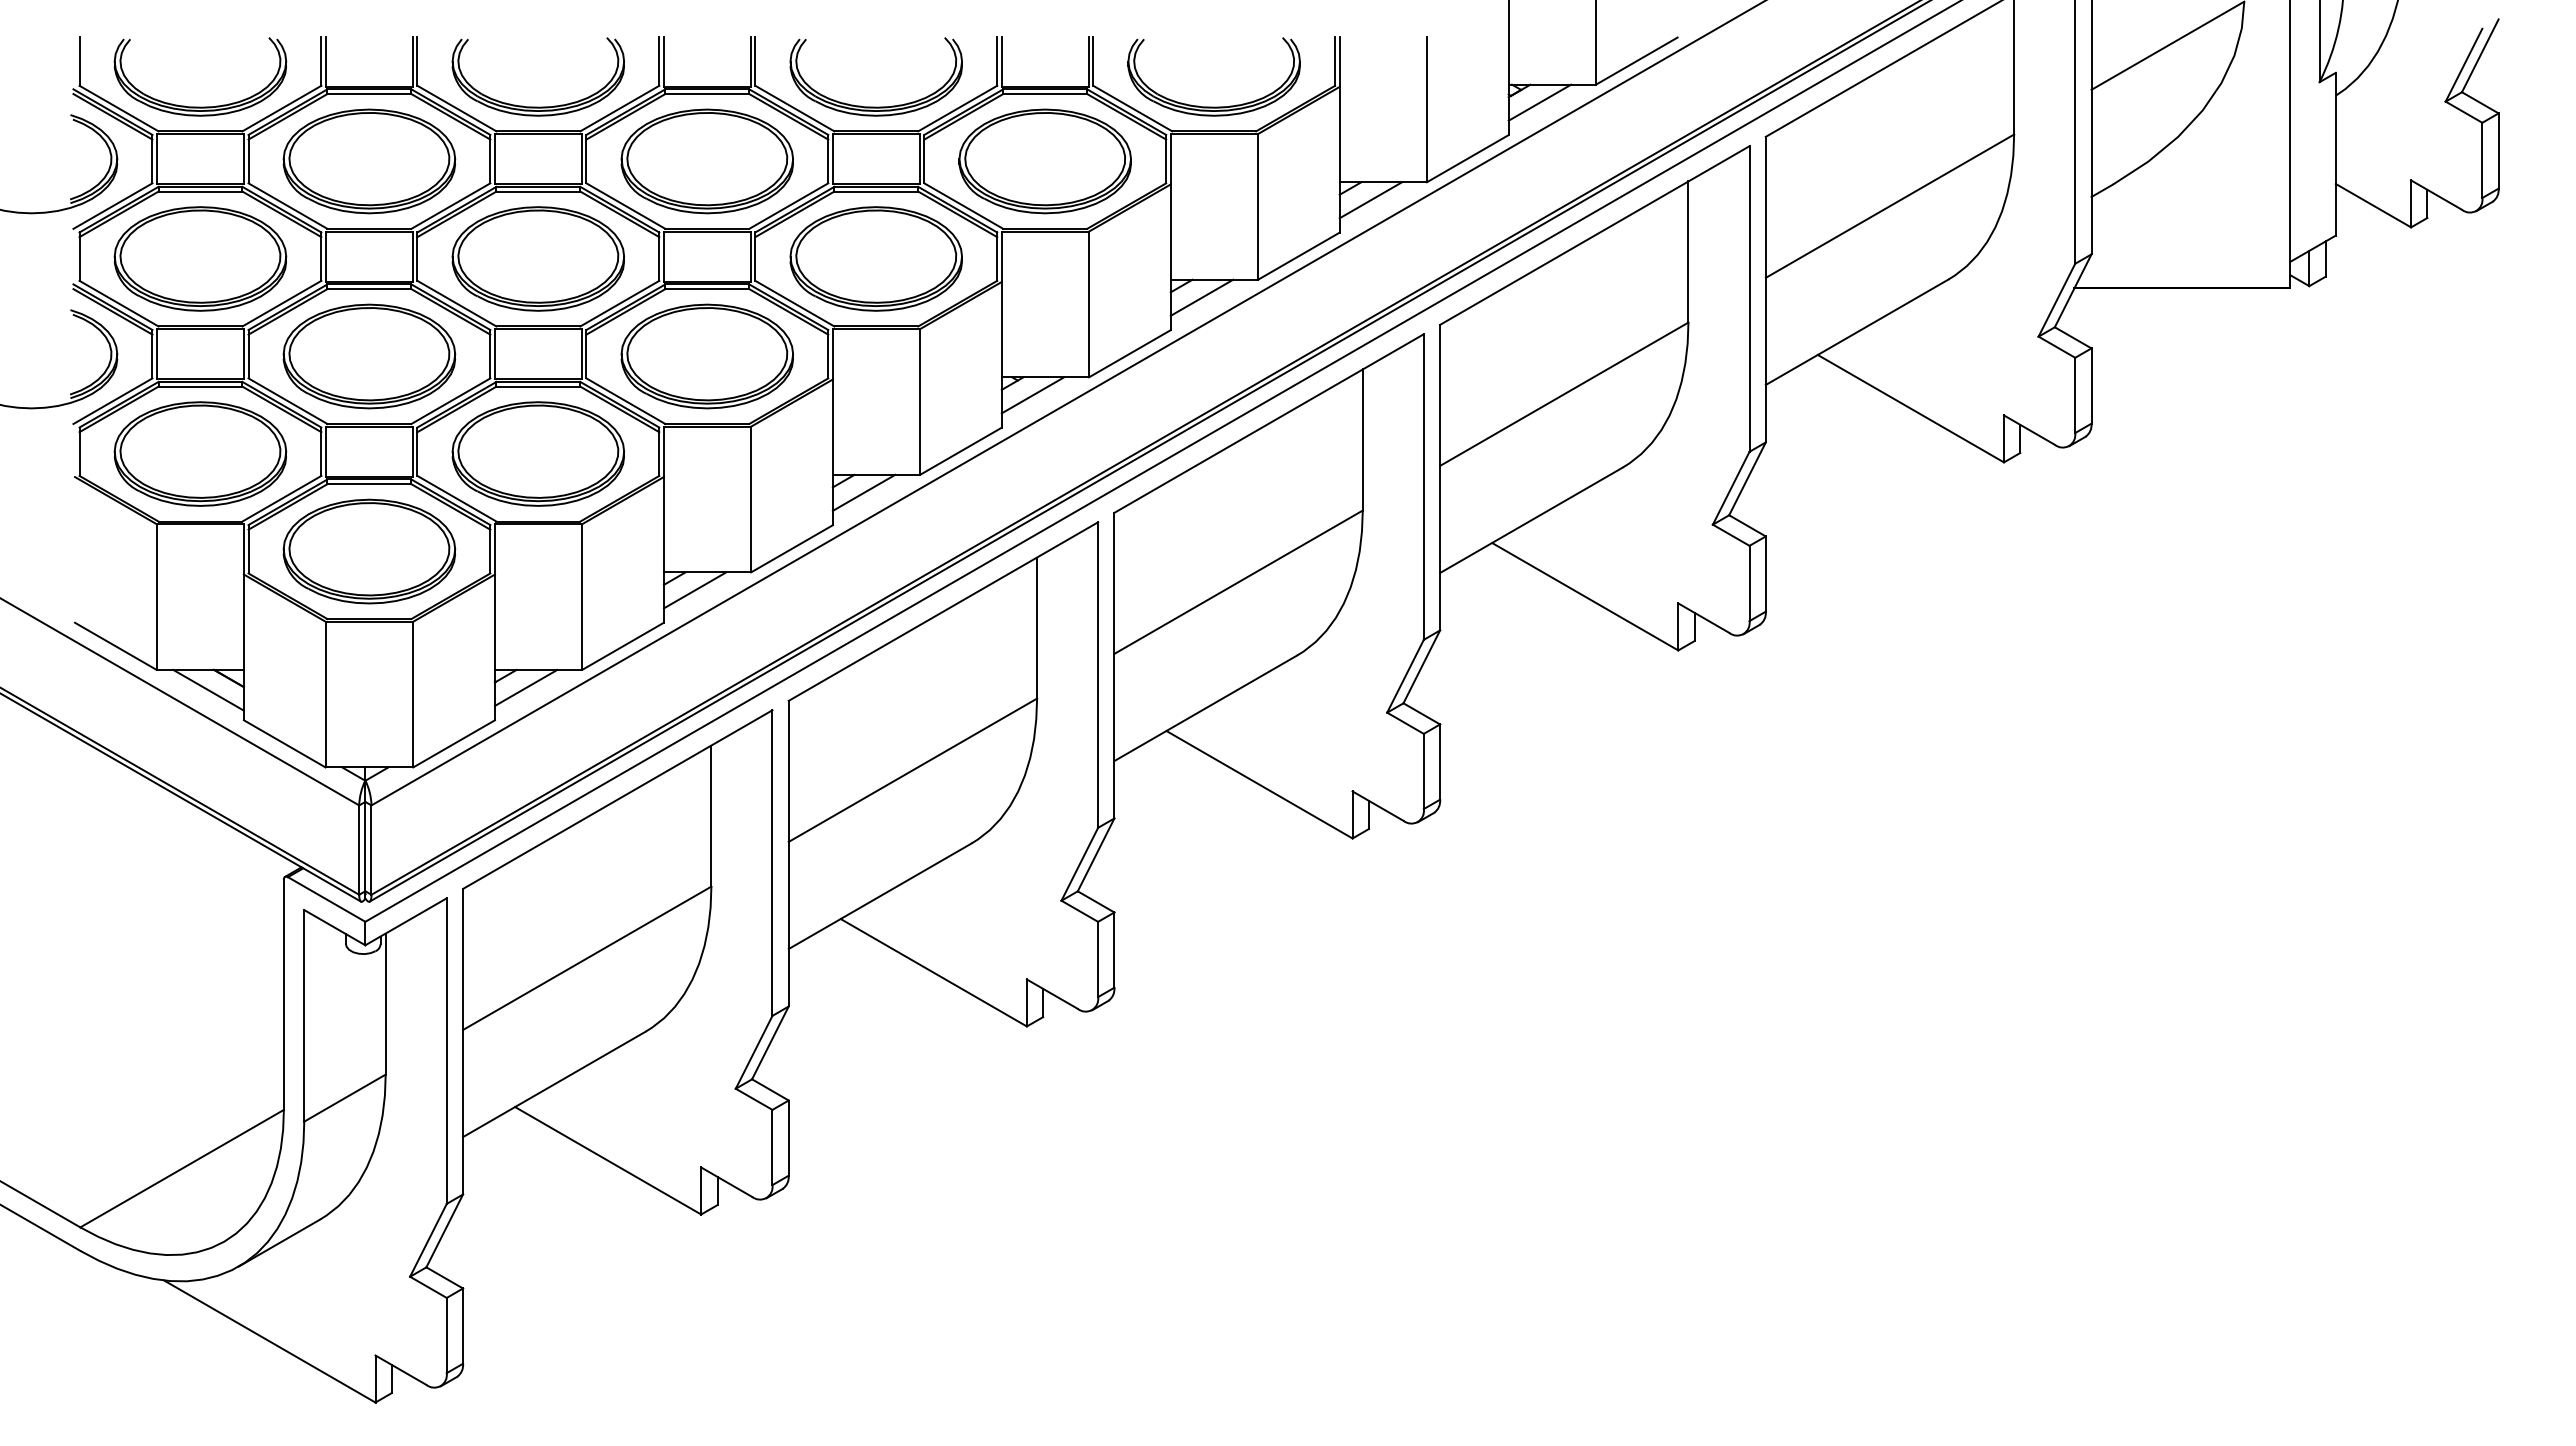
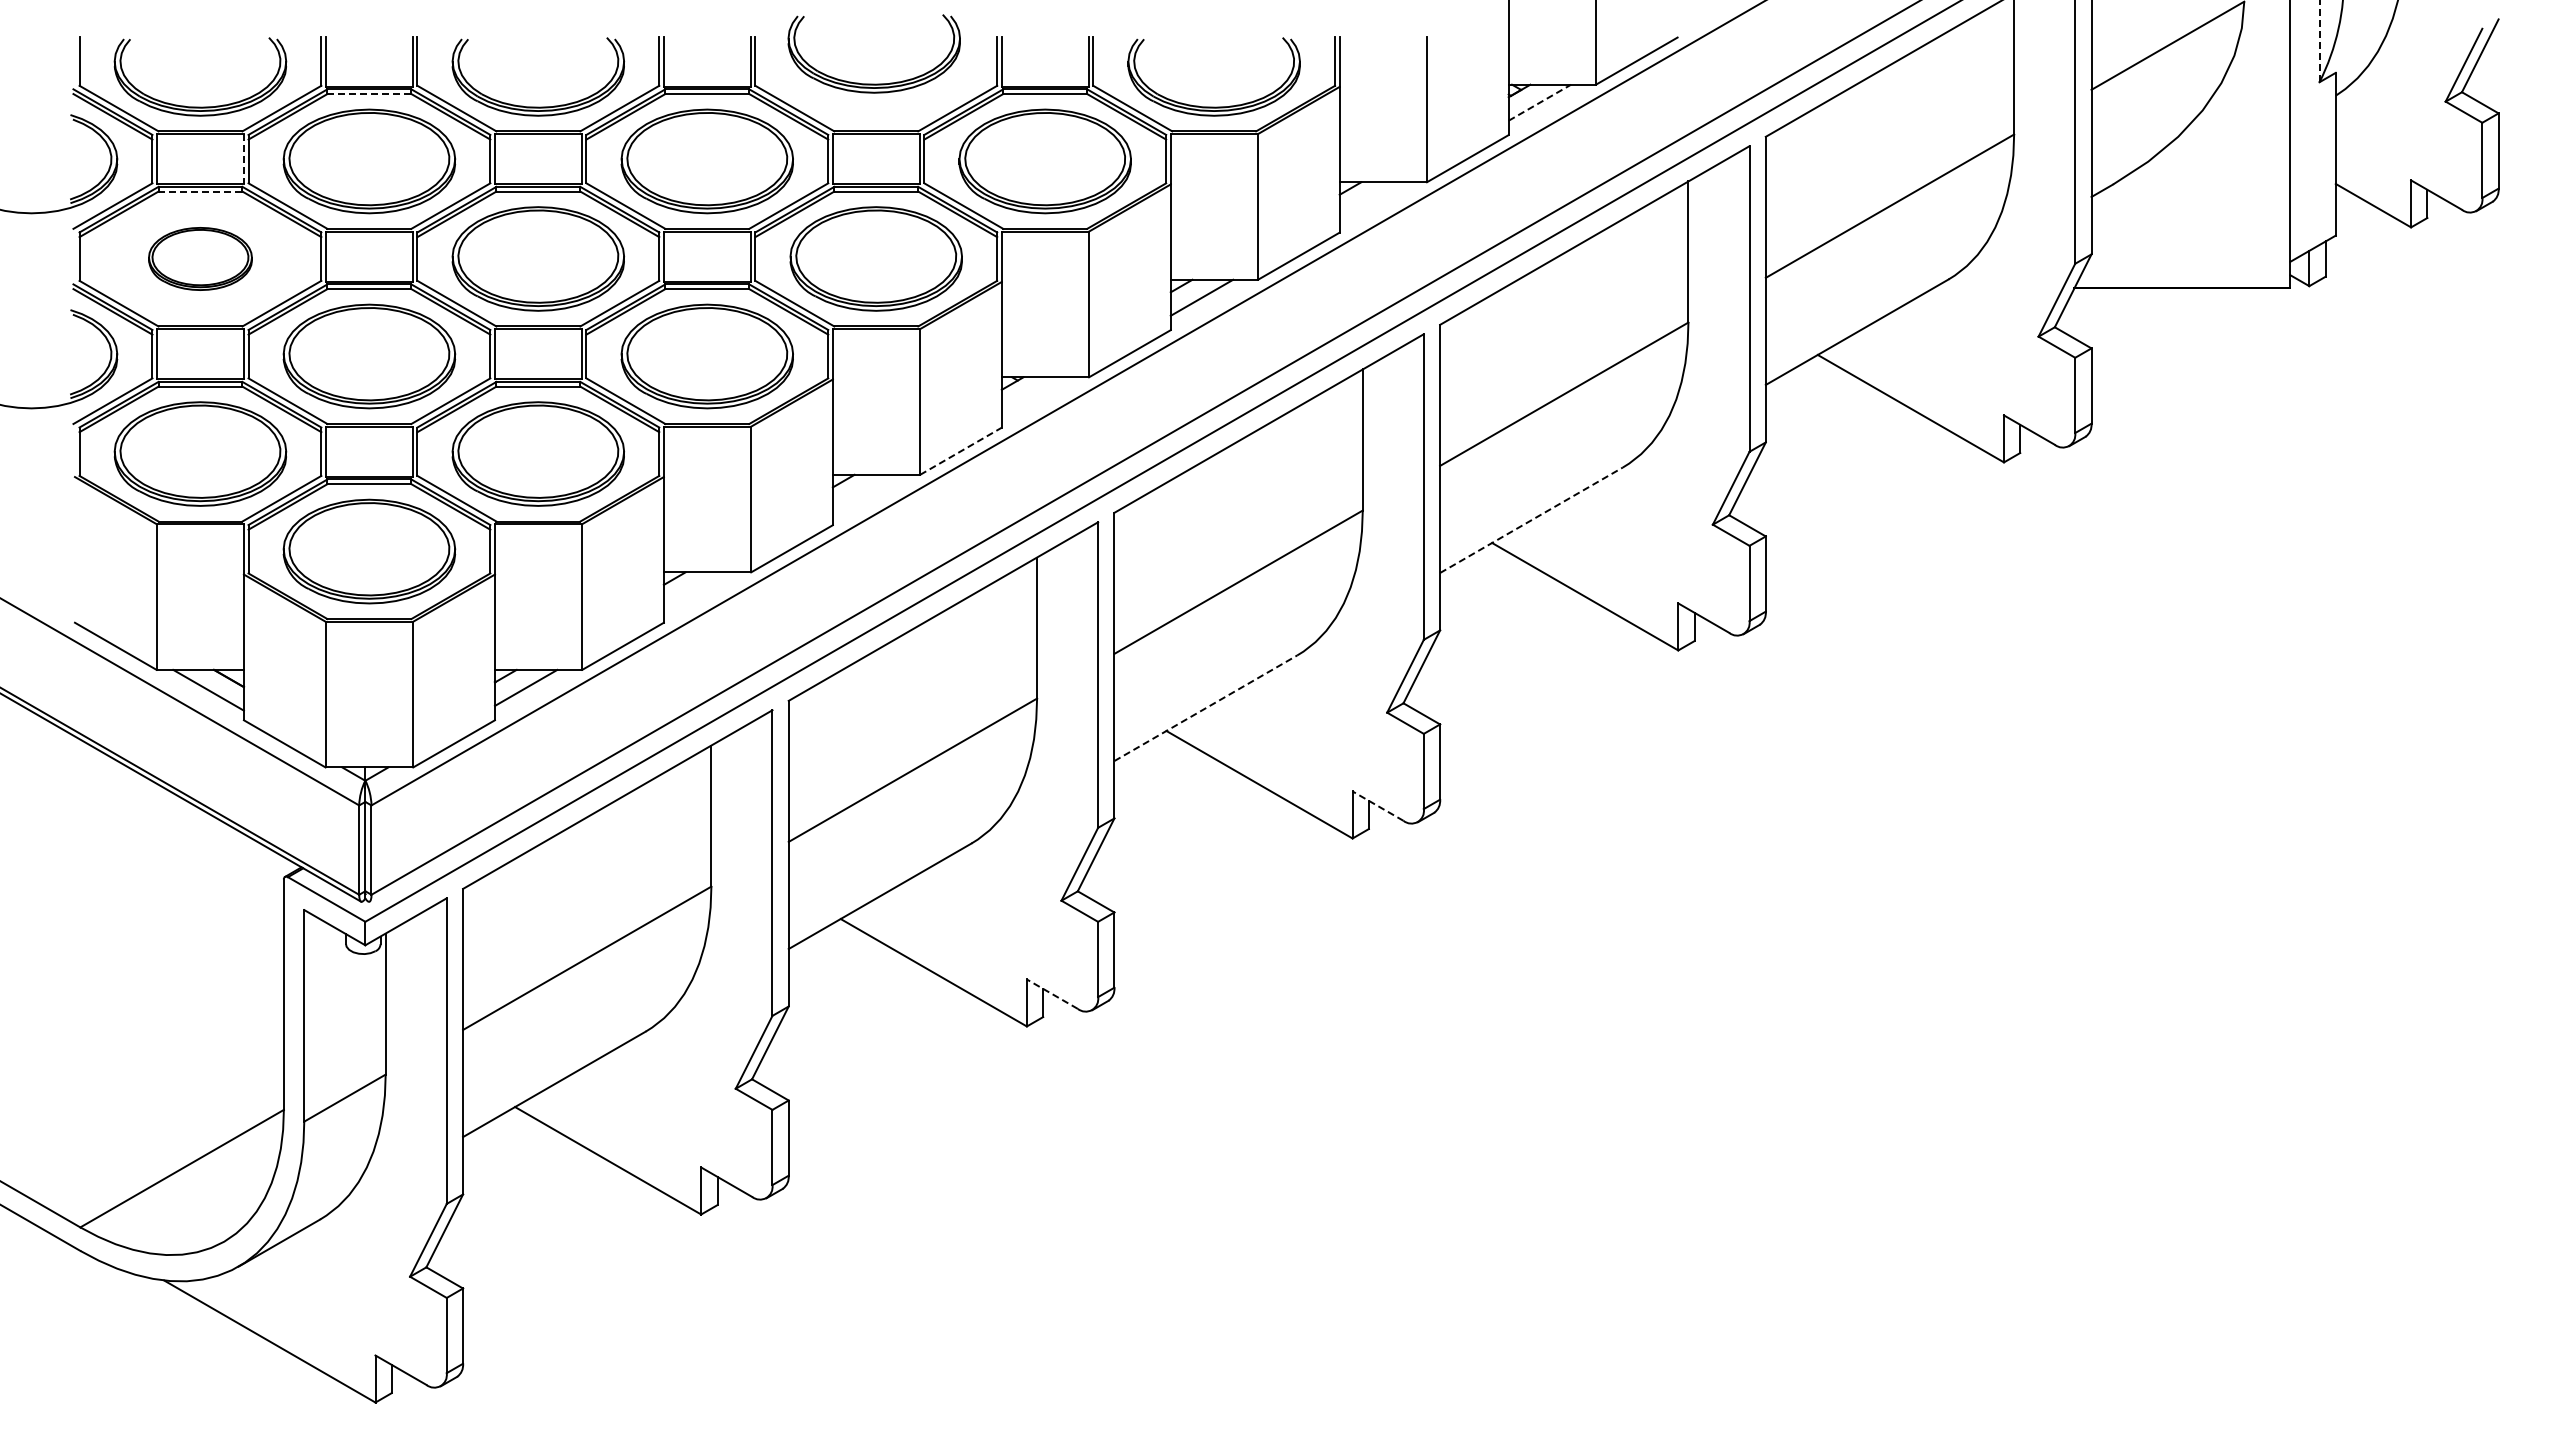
line: solid -> dashed (2319, 41)
line: solid -> dashed (369, 94)
line: solid -> dashed (1540, 102)
part position: (875, 106) -> (873, 83) (873, 83)
line: solid -> dashed (243, 159)
line: solid -> dashed (200, 191)
line: present -> none (1370, 200)
part size: 175x106 px -> 105x64 px (200, 258)
line: present -> none (1032, 395)
line: solid -> dashed (961, 451)
line: present -> none (1148, 451)
line: present -> none (863, 492)
line: solid -> dashed (1531, 520)
line: present -> none (694, 590)
line: solid -> dashed (1205, 708)
line: solid -> dashed (1377, 805)
line: solid -> dashed (1051, 993)
